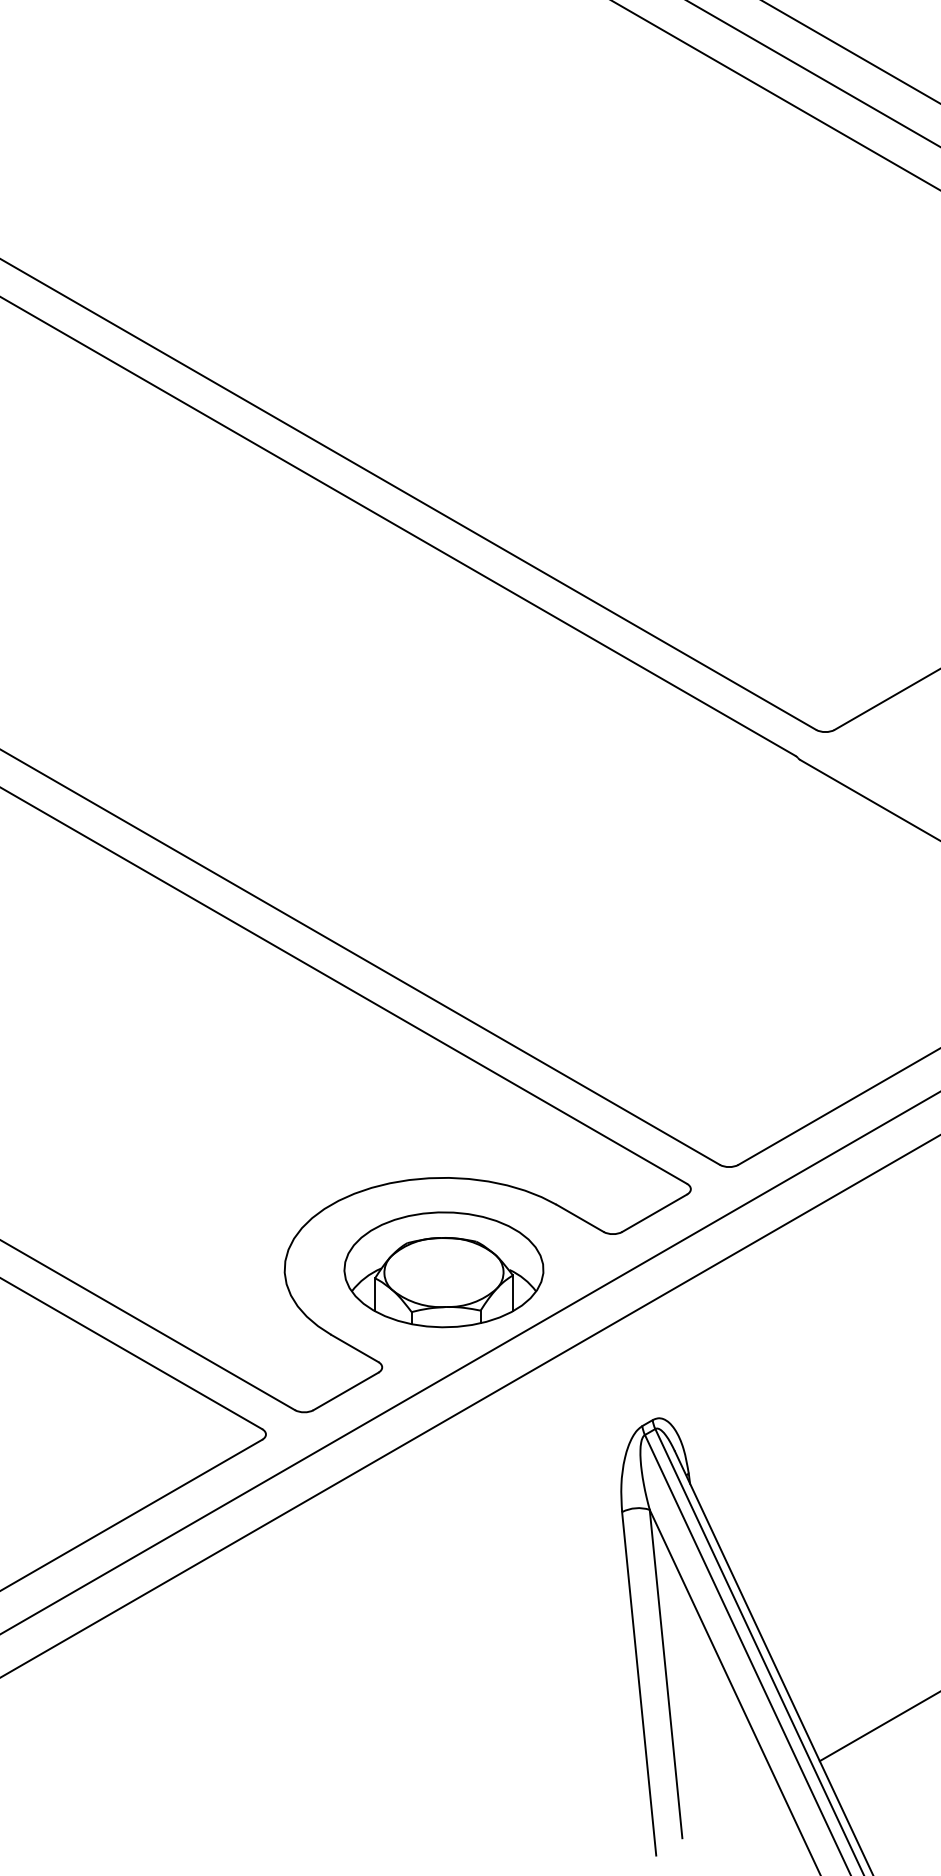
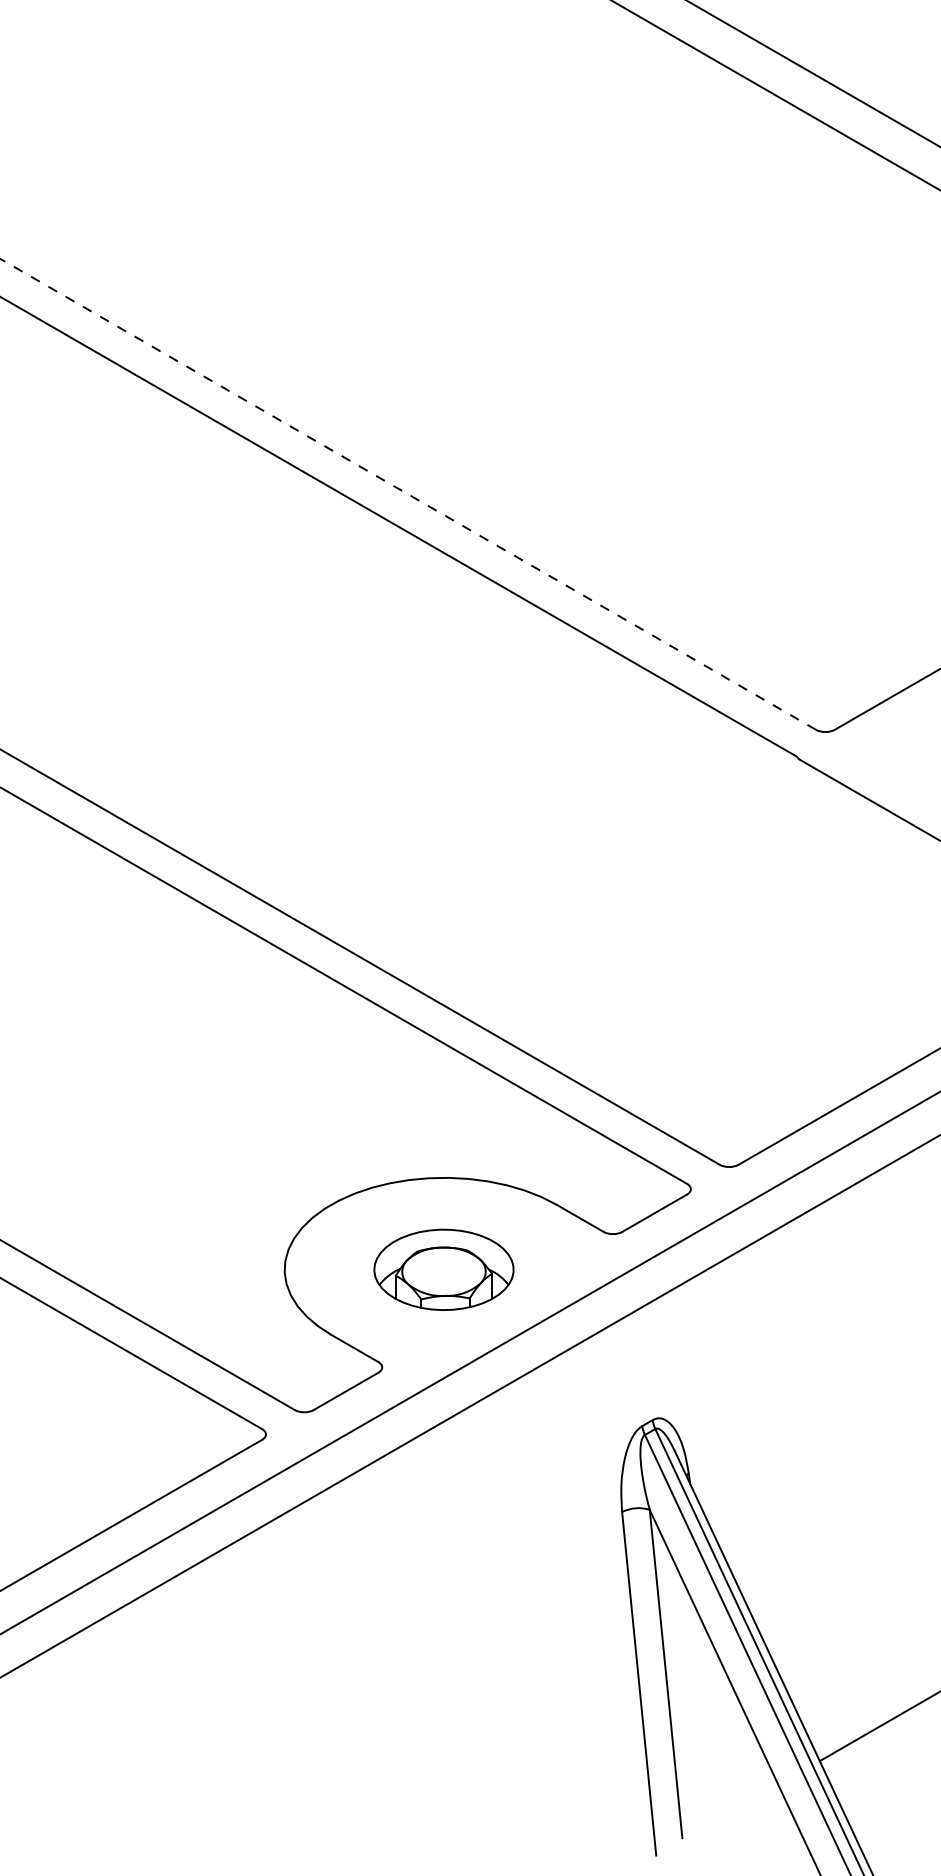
line: present -> none (850, 51)
line: solid -> dashed (408, 494)
part size: 202x118 px -> 142x83 px (443, 1269)
